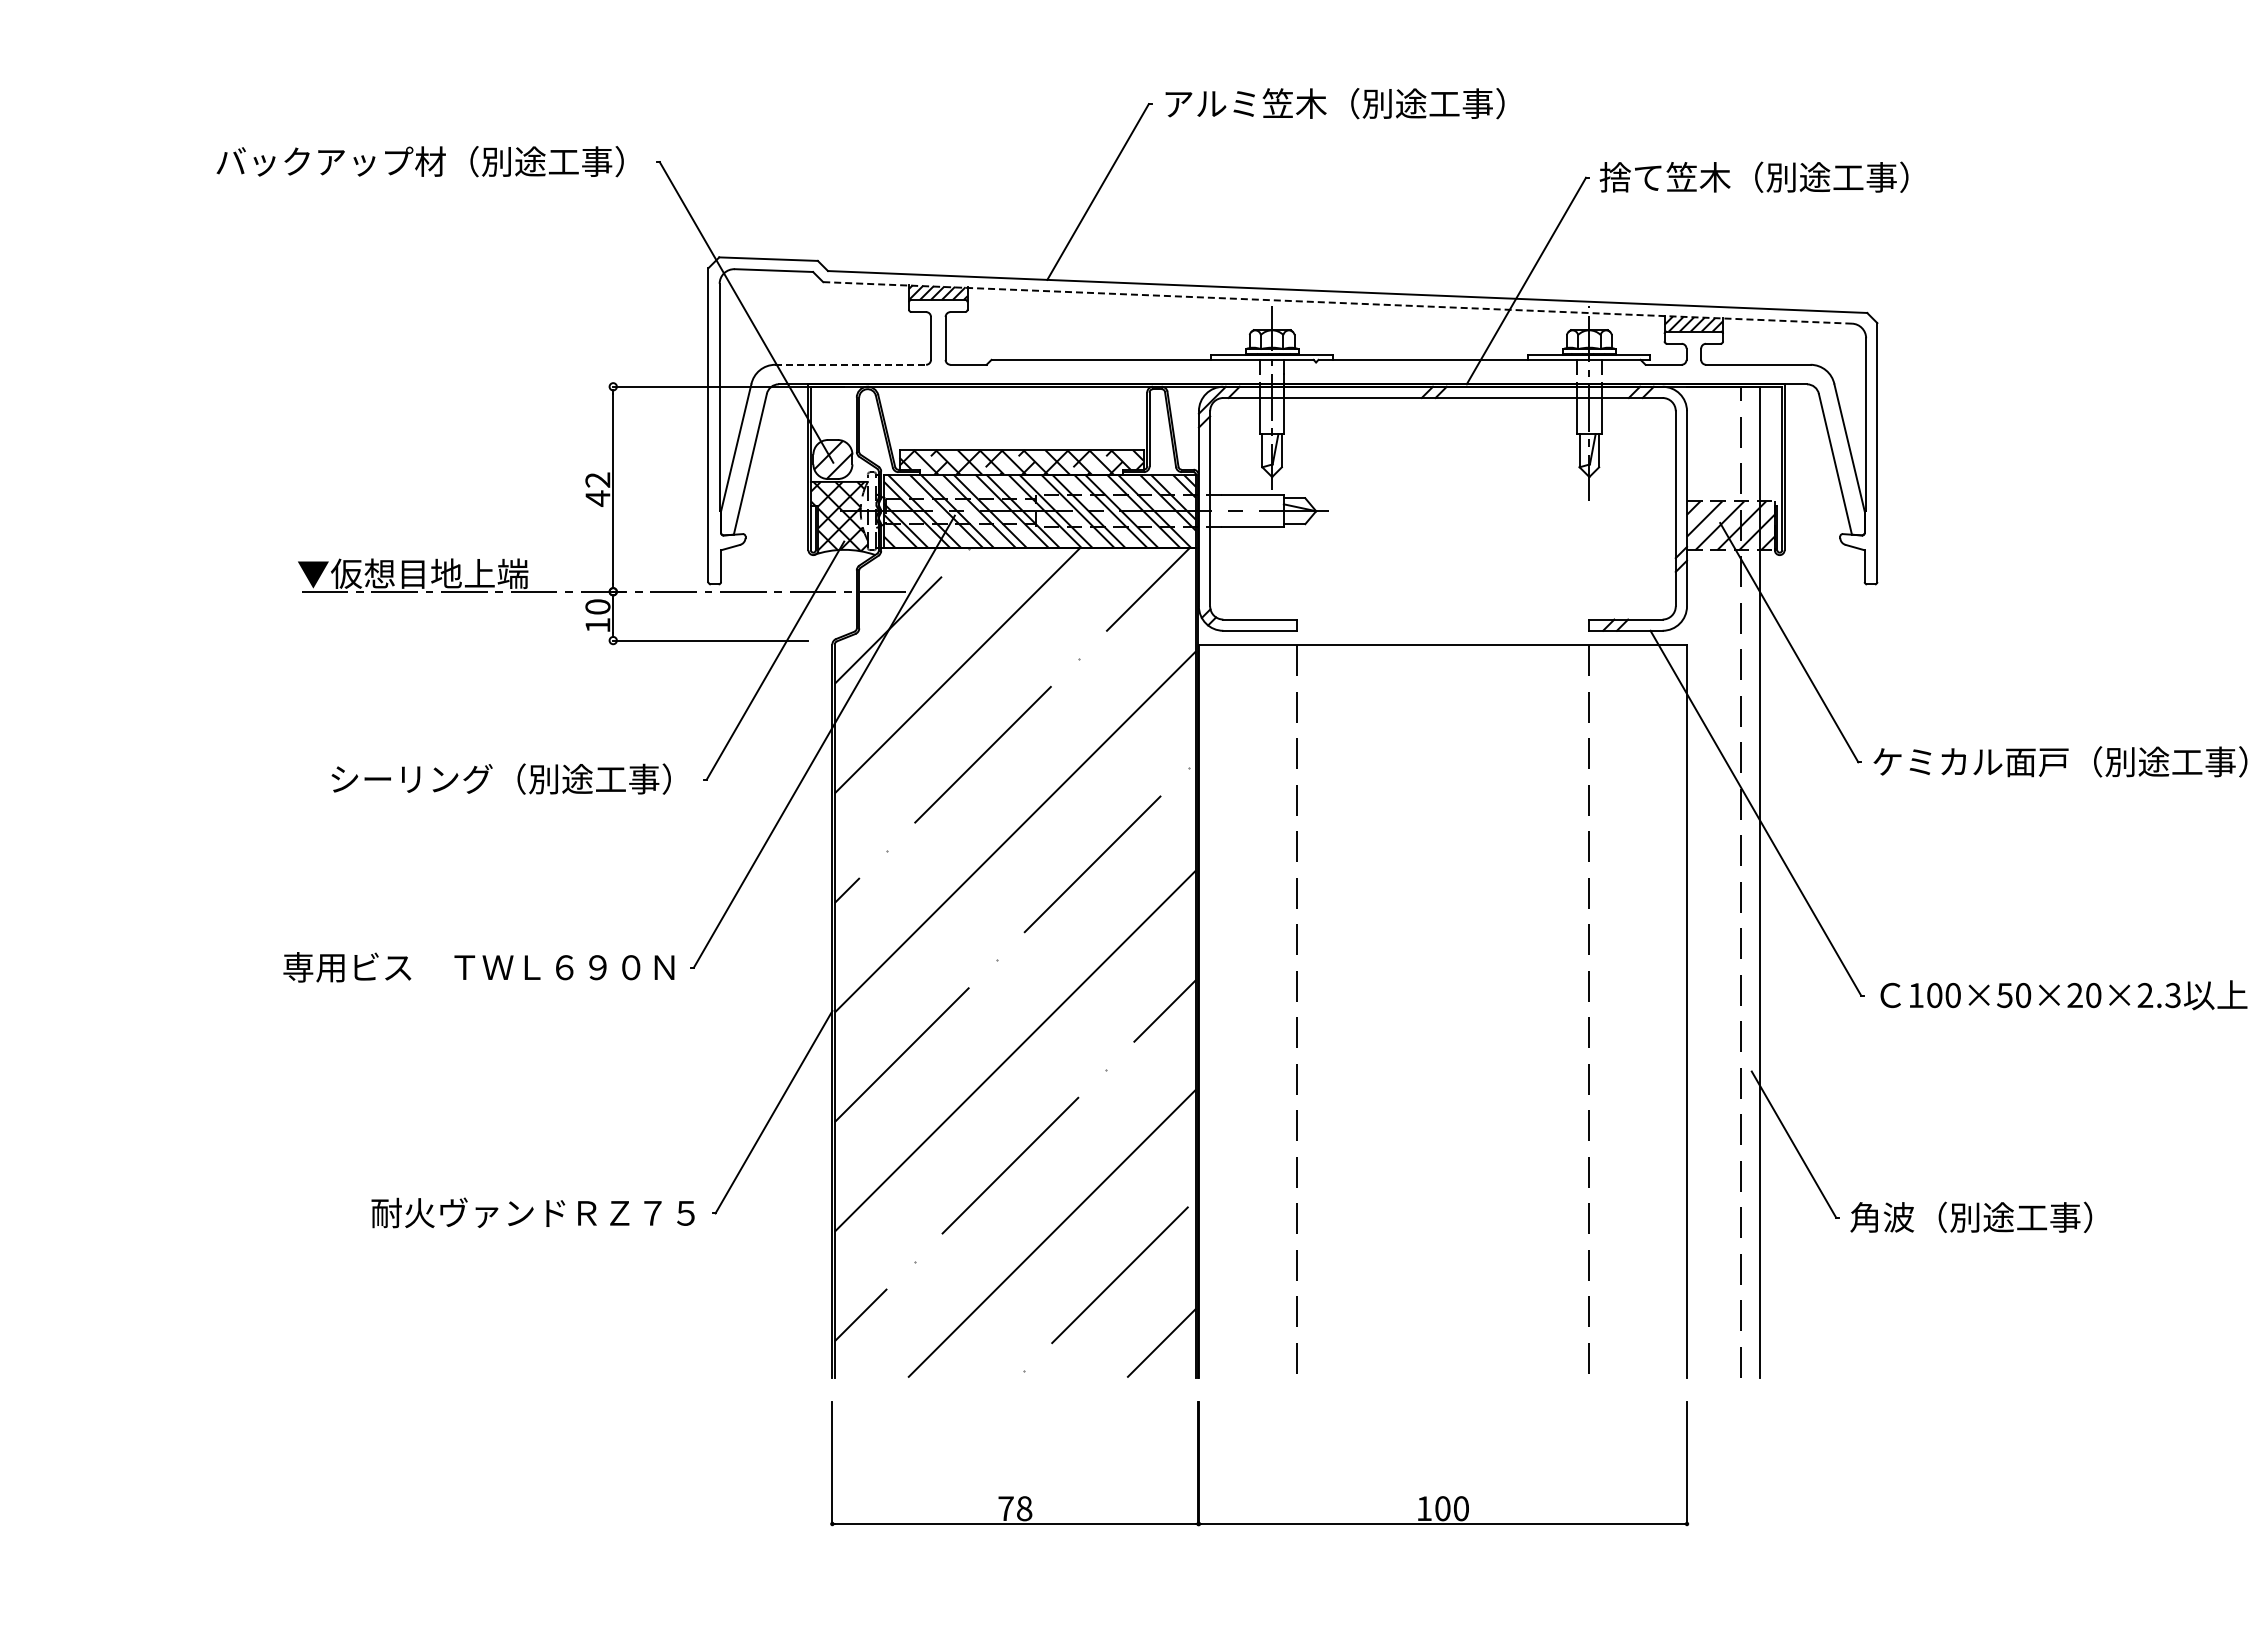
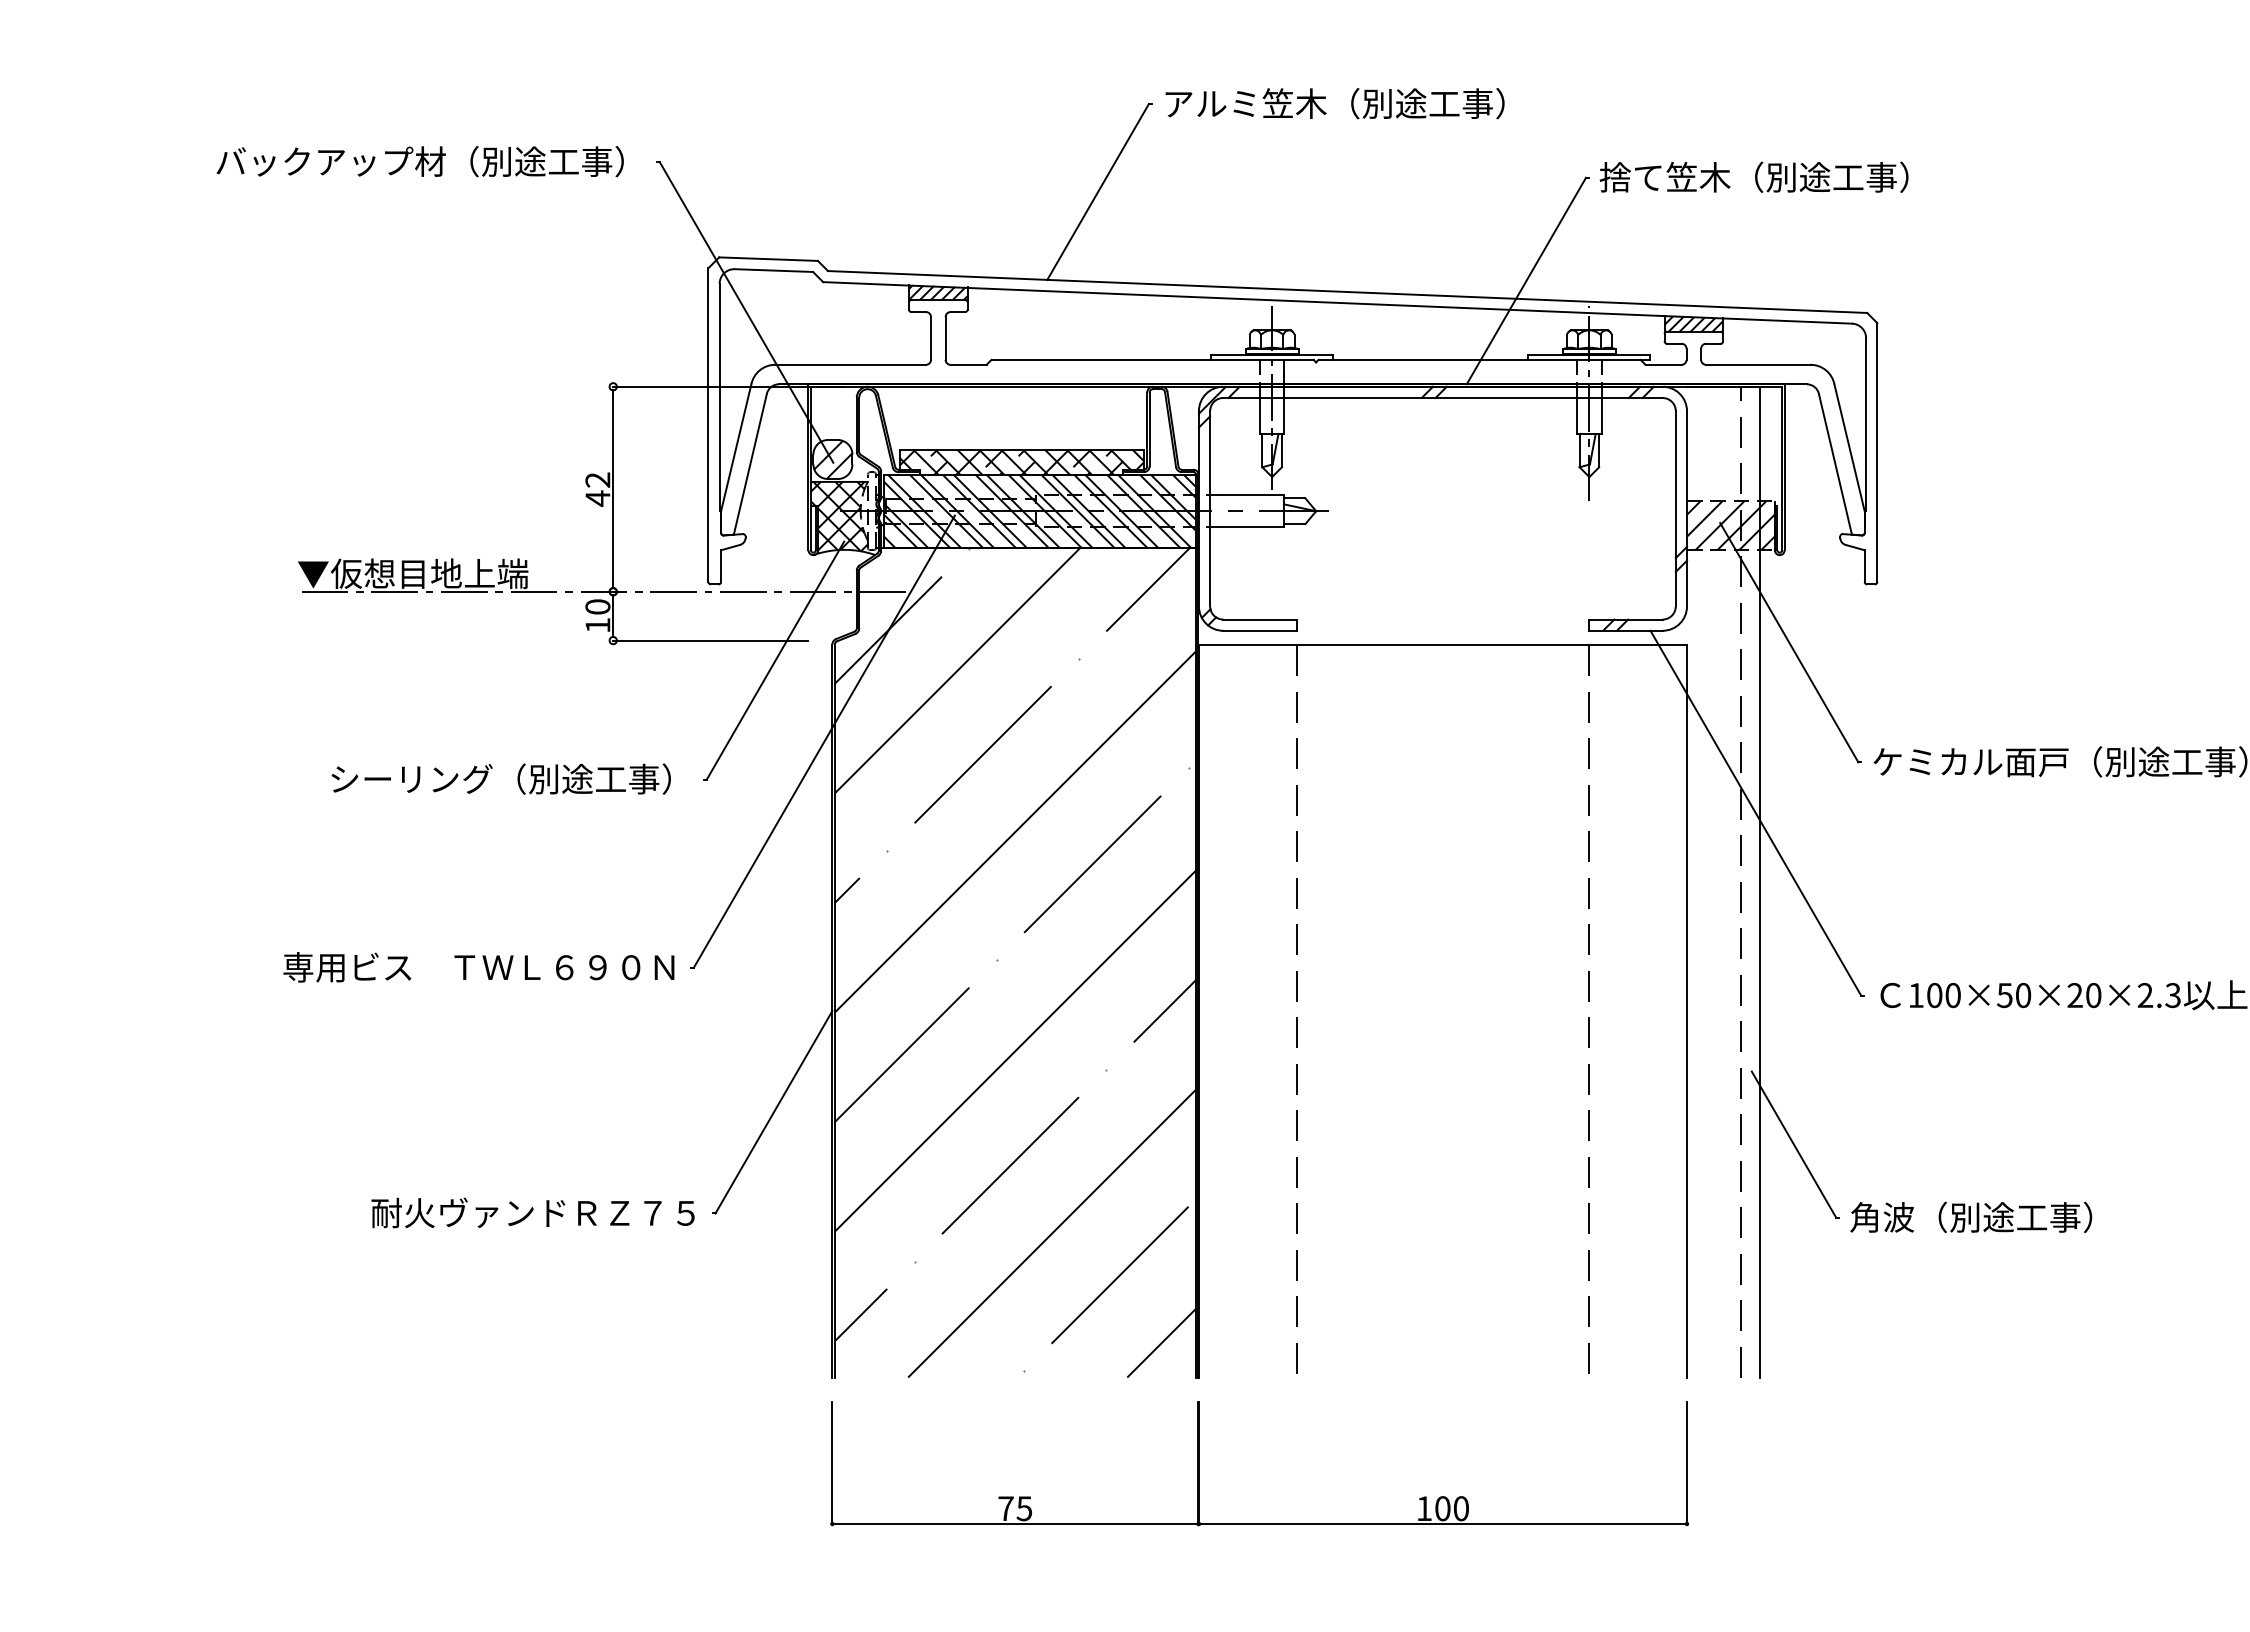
line: dashed -> solid (1337, 302)
line: dashed -> solid (851, 364)
text: 78 -> 75 (1024, 1508)
